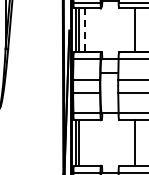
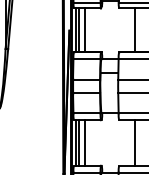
line: dashed -> solid (85, 30)
line: none -> present (85, 142)
